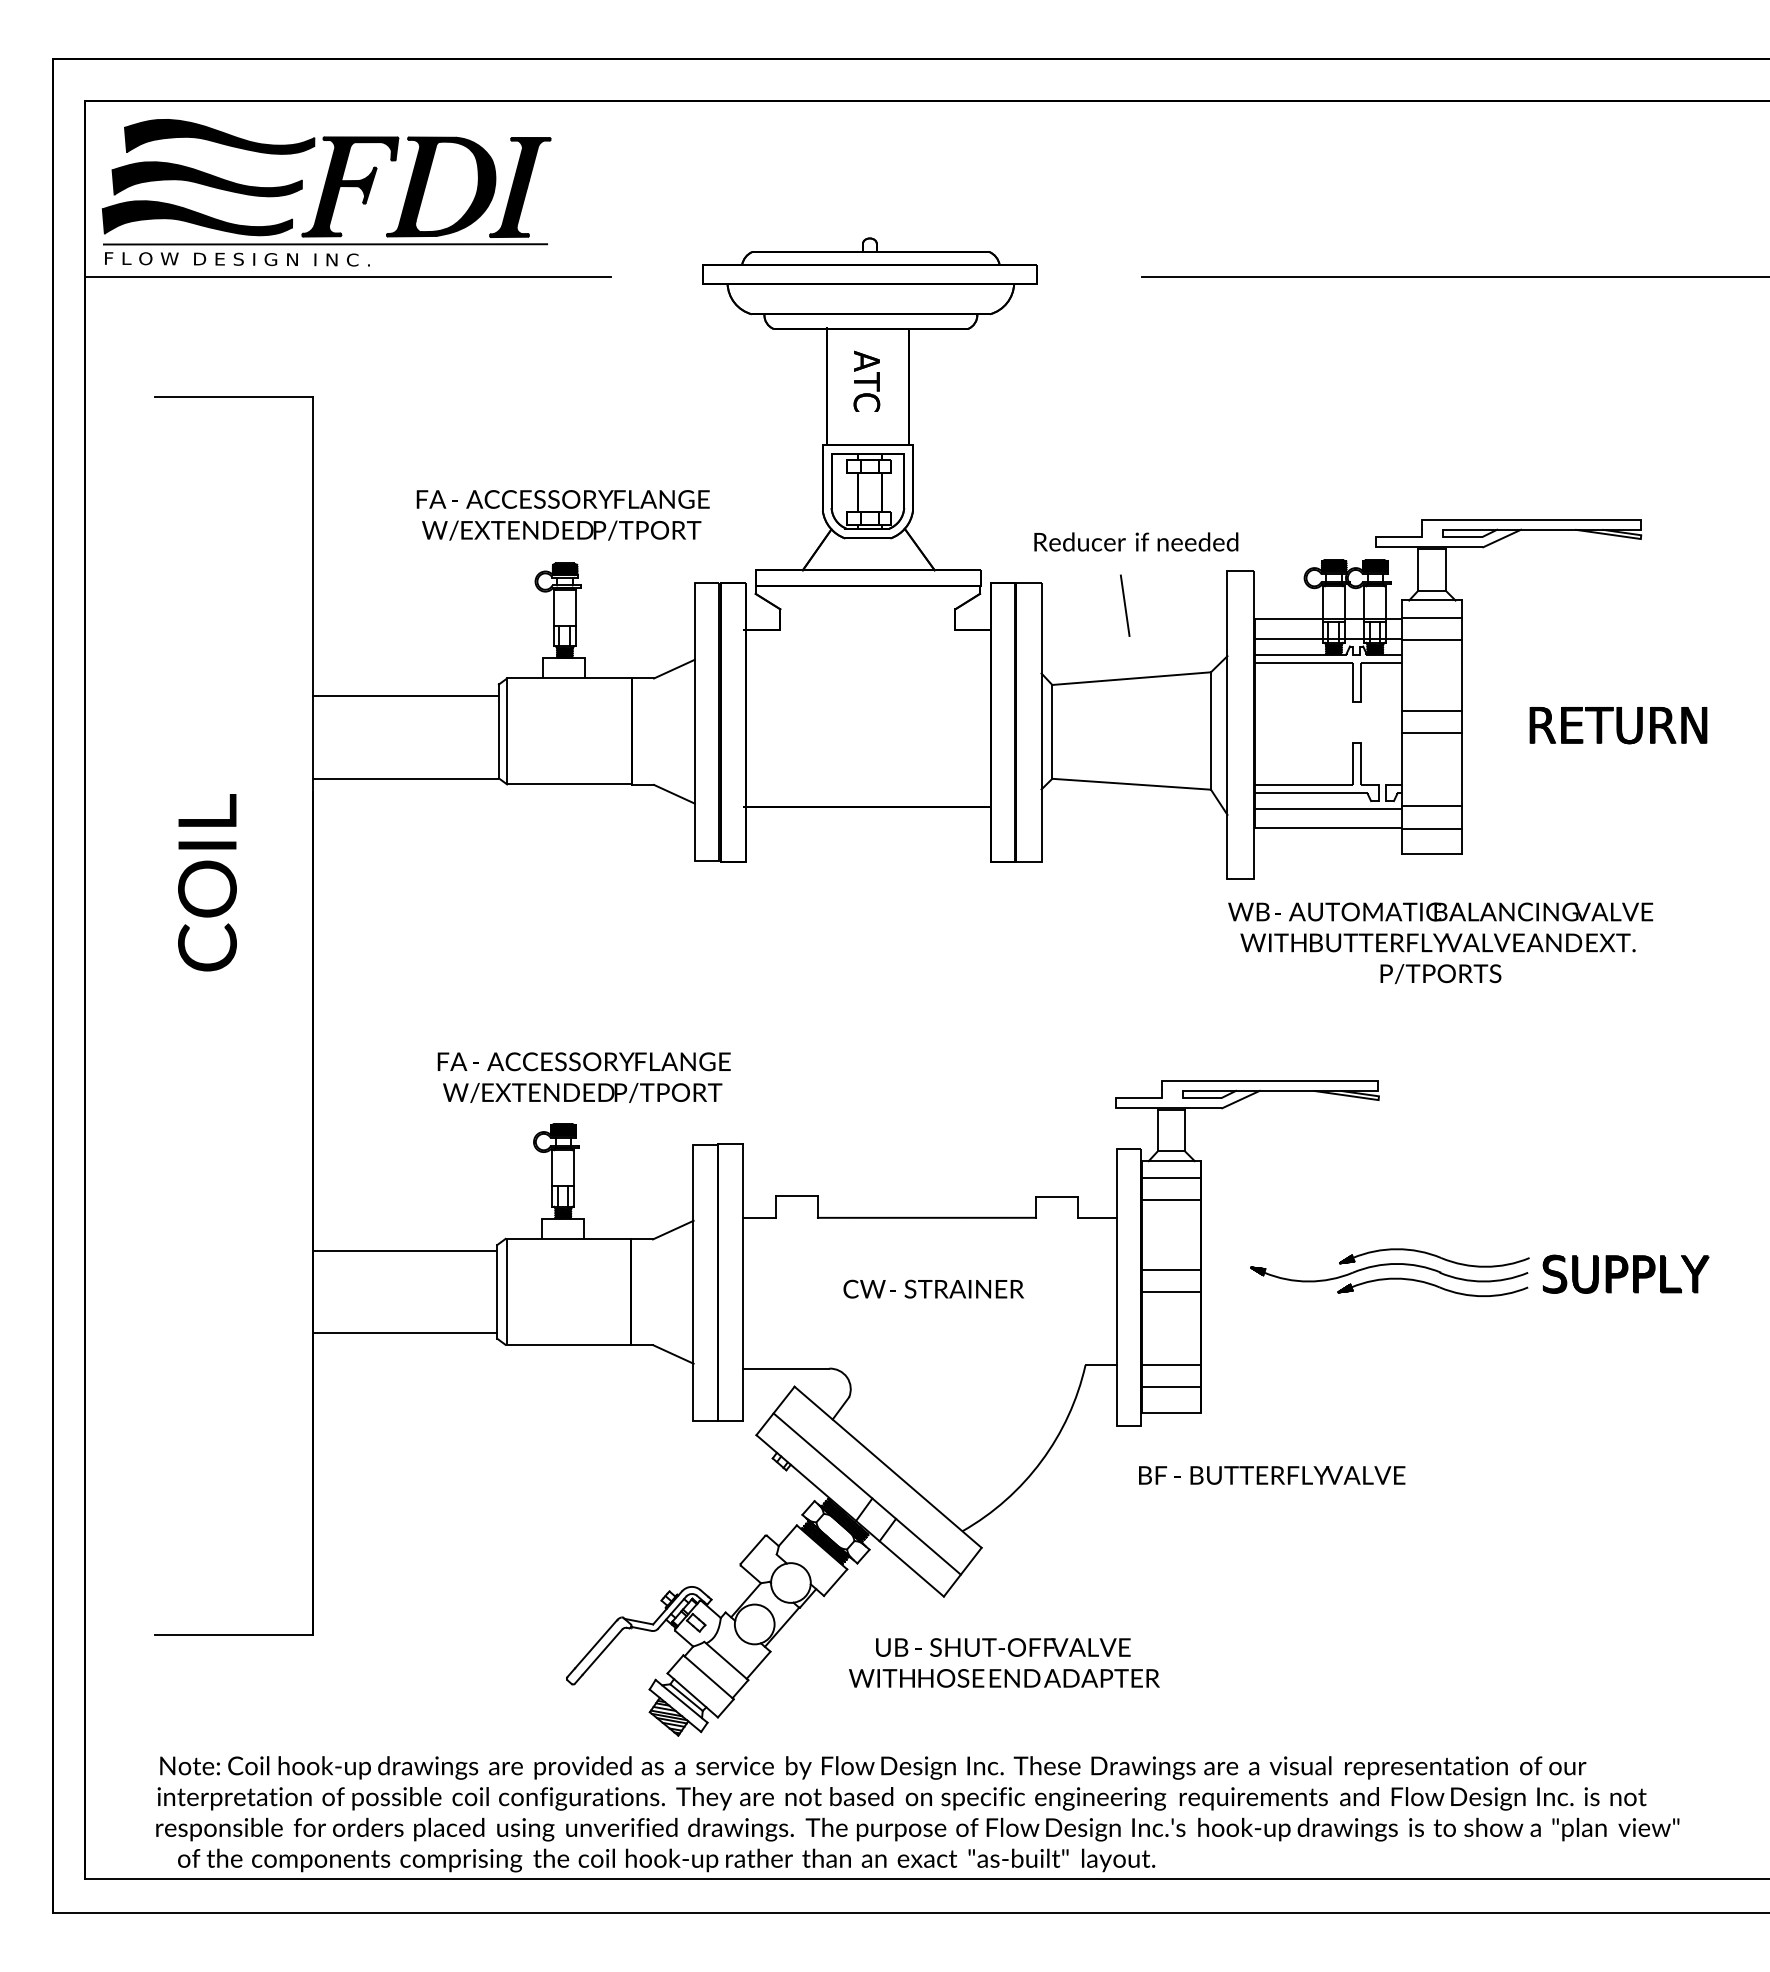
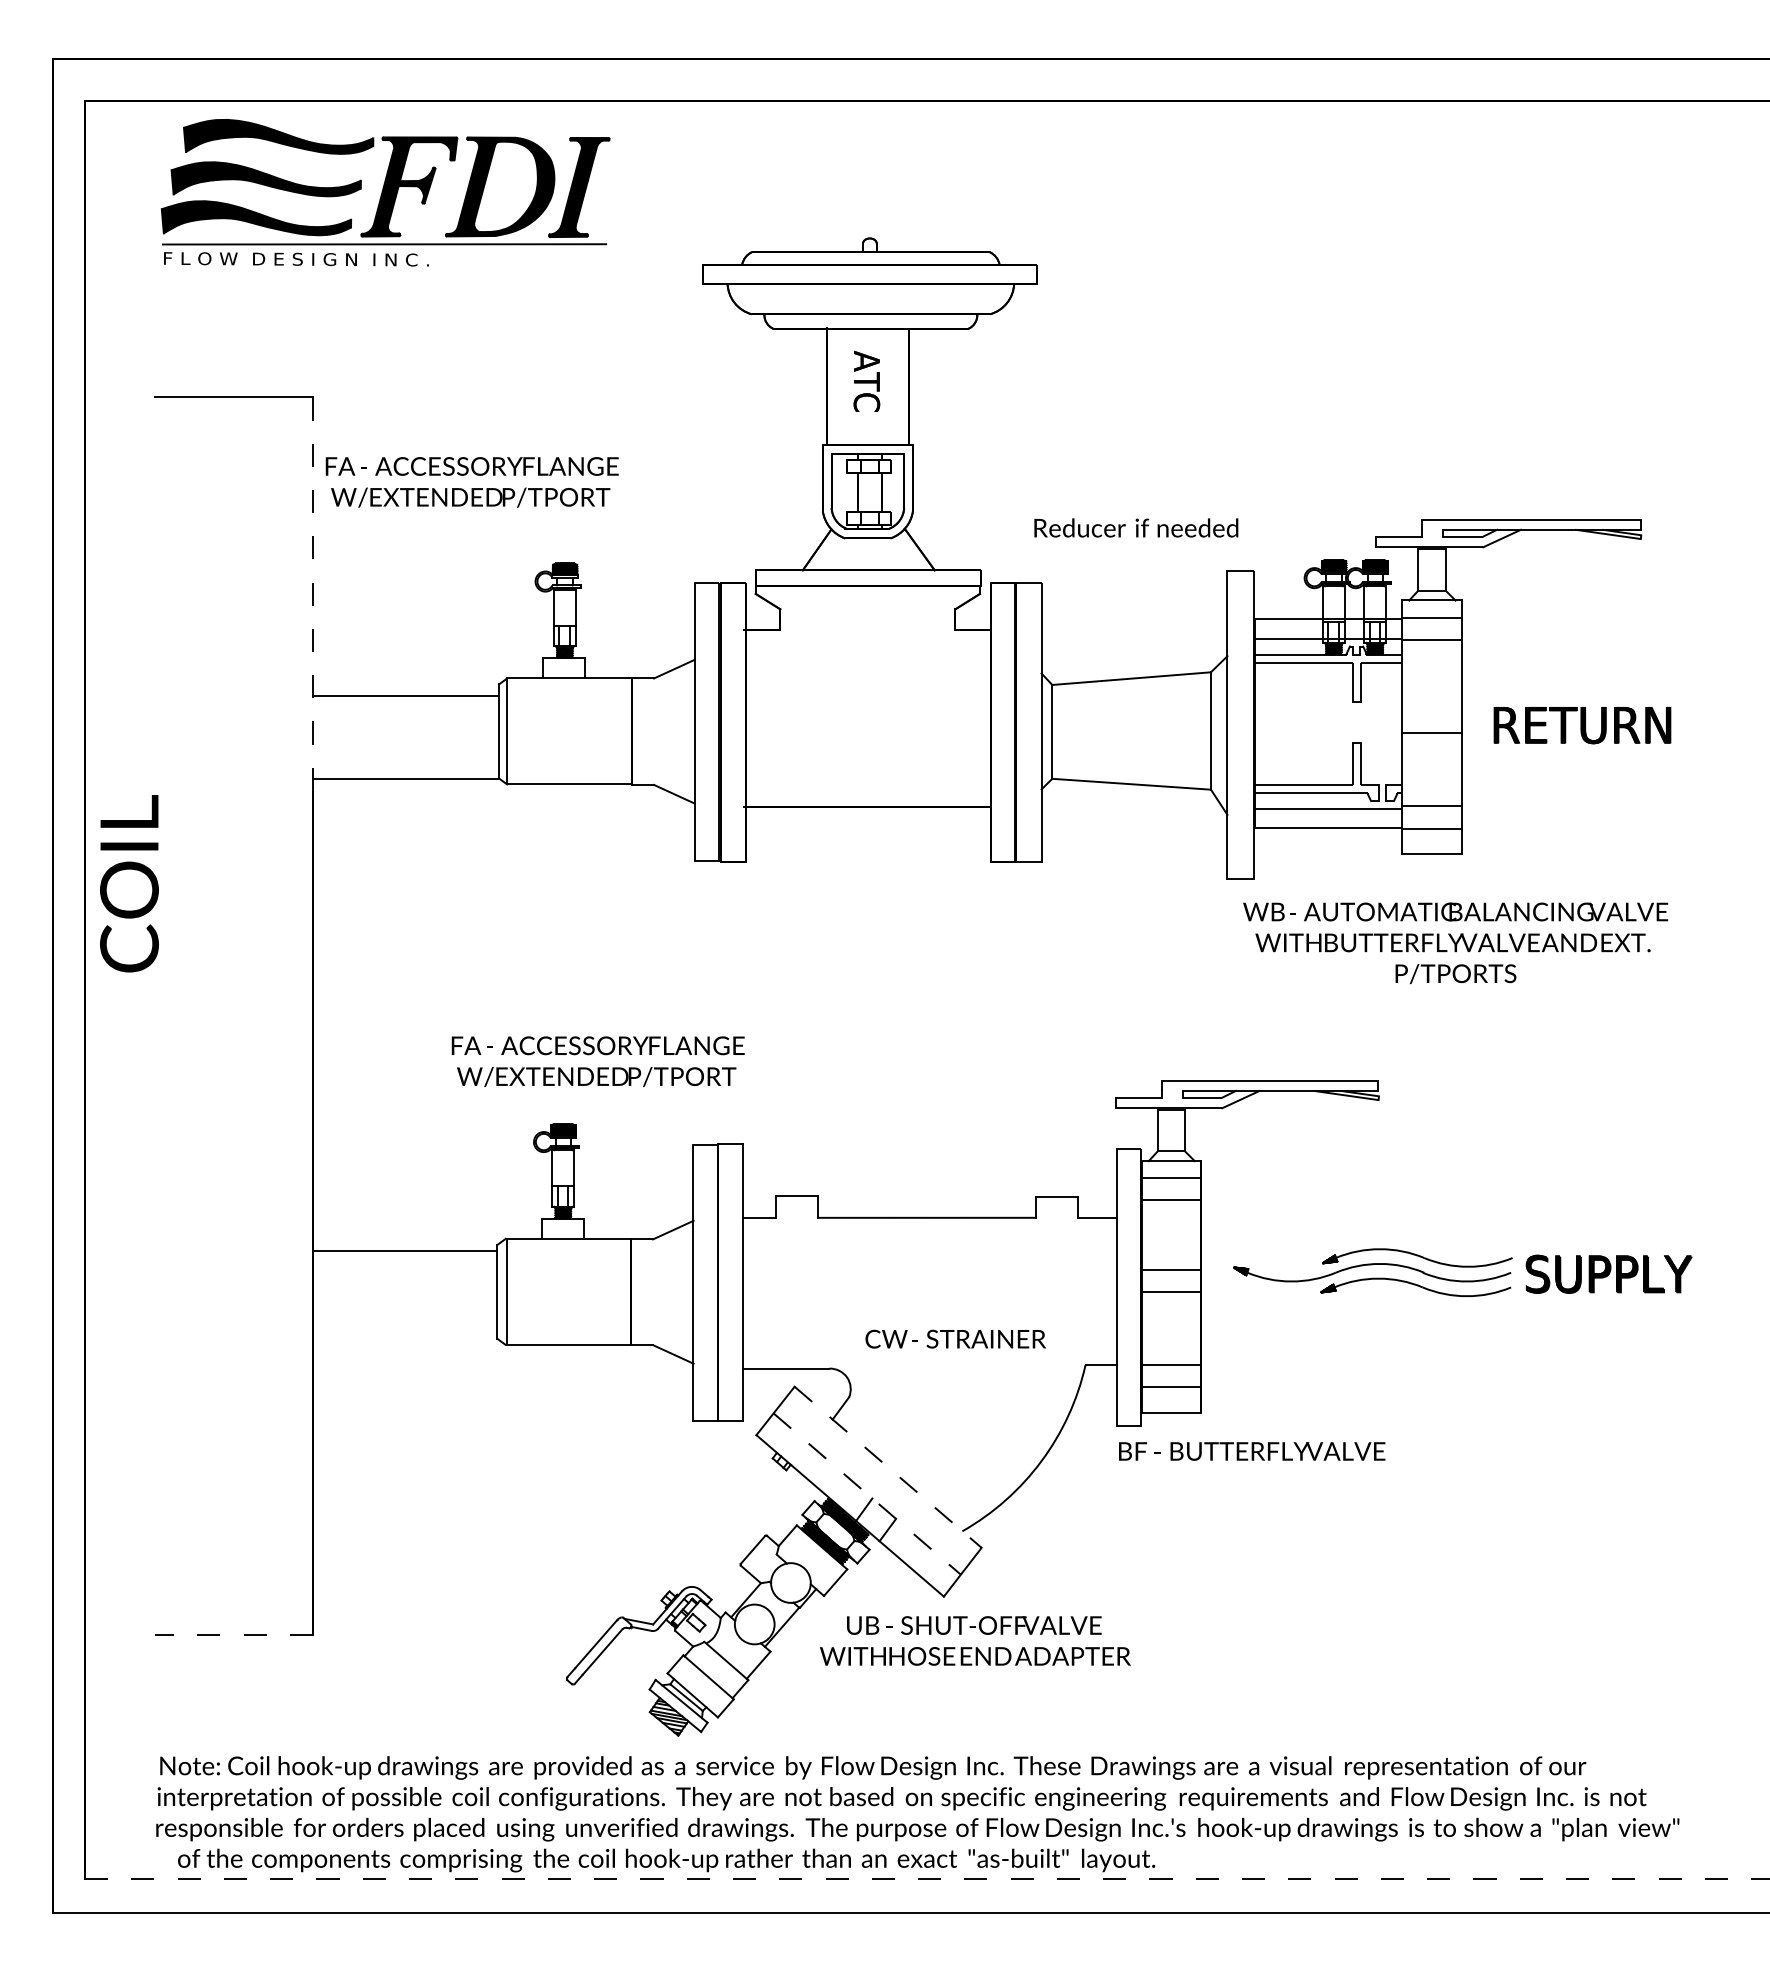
part position: (326, 192) -> (385, 192) (385, 192)
line: present -> none (348, 277)
line: present -> none (1453, 277)
text position: (562, 515) -> (471, 482) (471, 482)
text position: (1136, 541) -> (1136, 527) (1136, 527)
line: present -> none (1124, 605)
line: solid -> dashed (312, 628)
line: present -> none (1431, 710)
text position: (1618, 725) -> (1582, 725) (1582, 725)
text position: (207, 882) -> (129, 883) (129, 883)
text position: (1440, 943) -> (1455, 943) (1455, 943)
text position: (583, 1077) -> (597, 1061) (597, 1061)
part position: (1479, 1272) -> (1462, 1272) (1462, 1272)
text position: (933, 1288) -> (955, 1338) (955, 1338)
line: present -> none (404, 1333)
line: solid -> dashed (888, 1467)
text position: (1272, 1475) -> (1252, 1451) (1252, 1451)
line: solid -> dashed (867, 1494)
line: solid -> dashed (234, 1635)
text position: (1004, 1662) -> (975, 1640) (975, 1640)
line: solid -> dashed (927, 1879)
